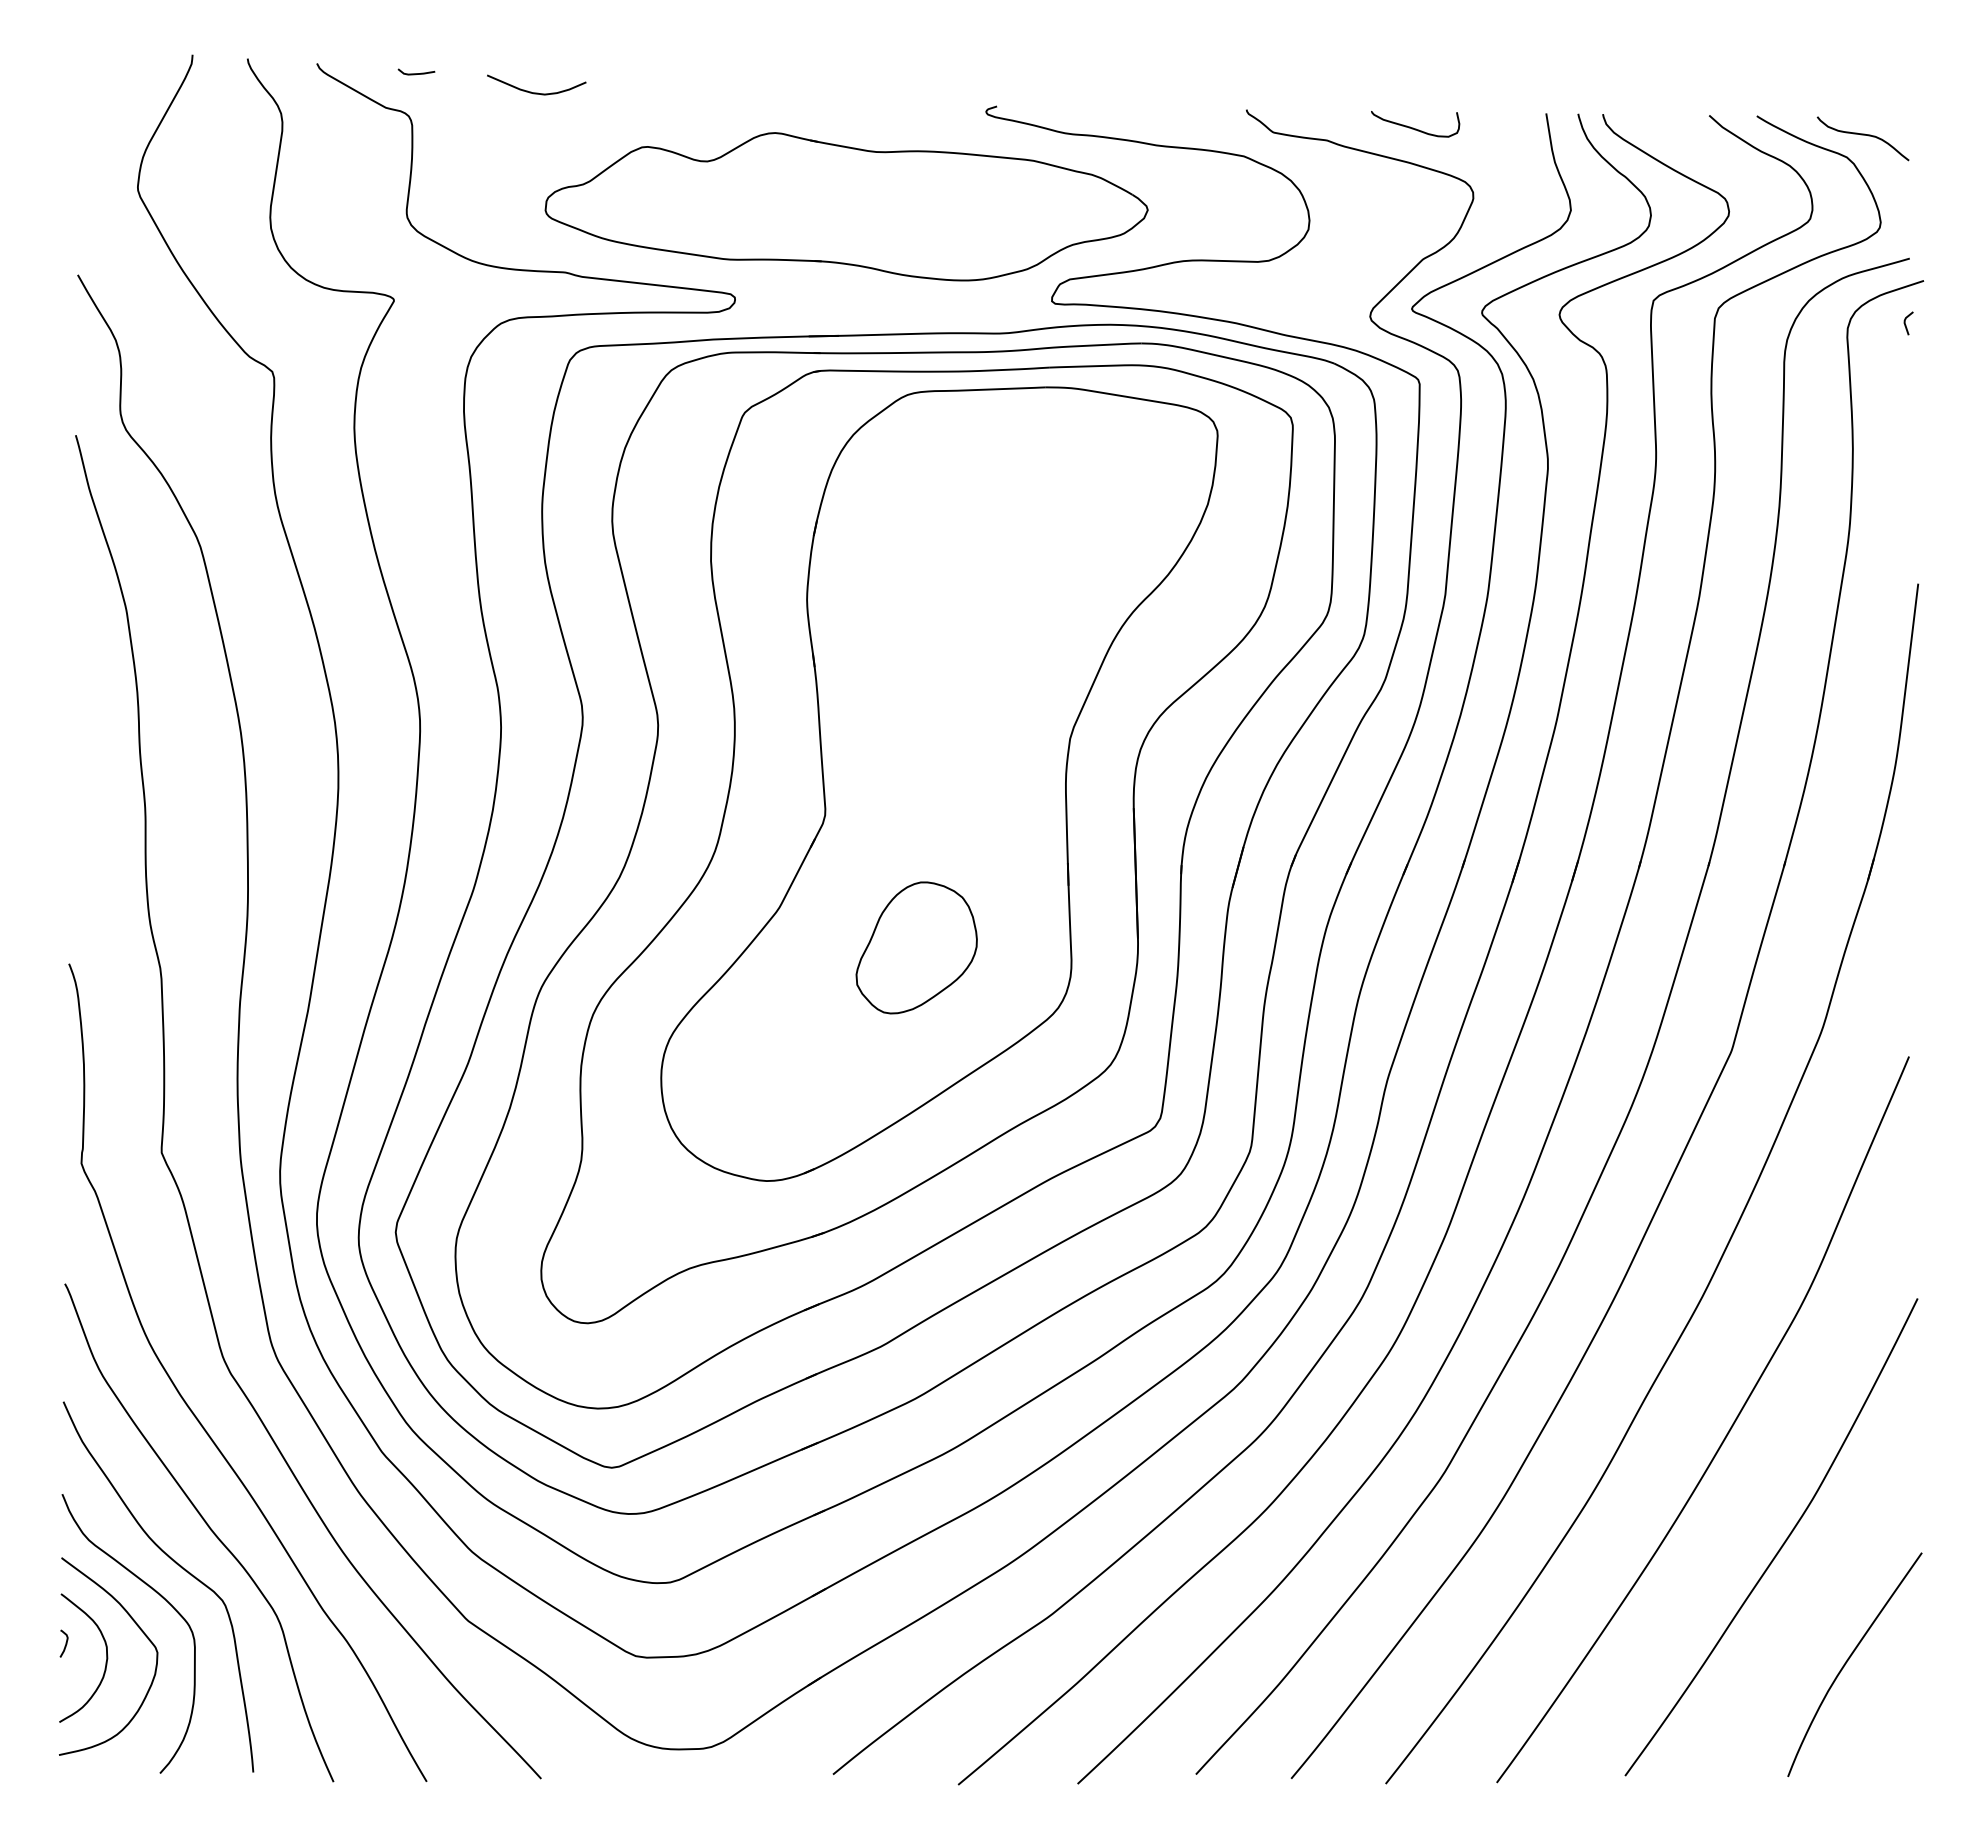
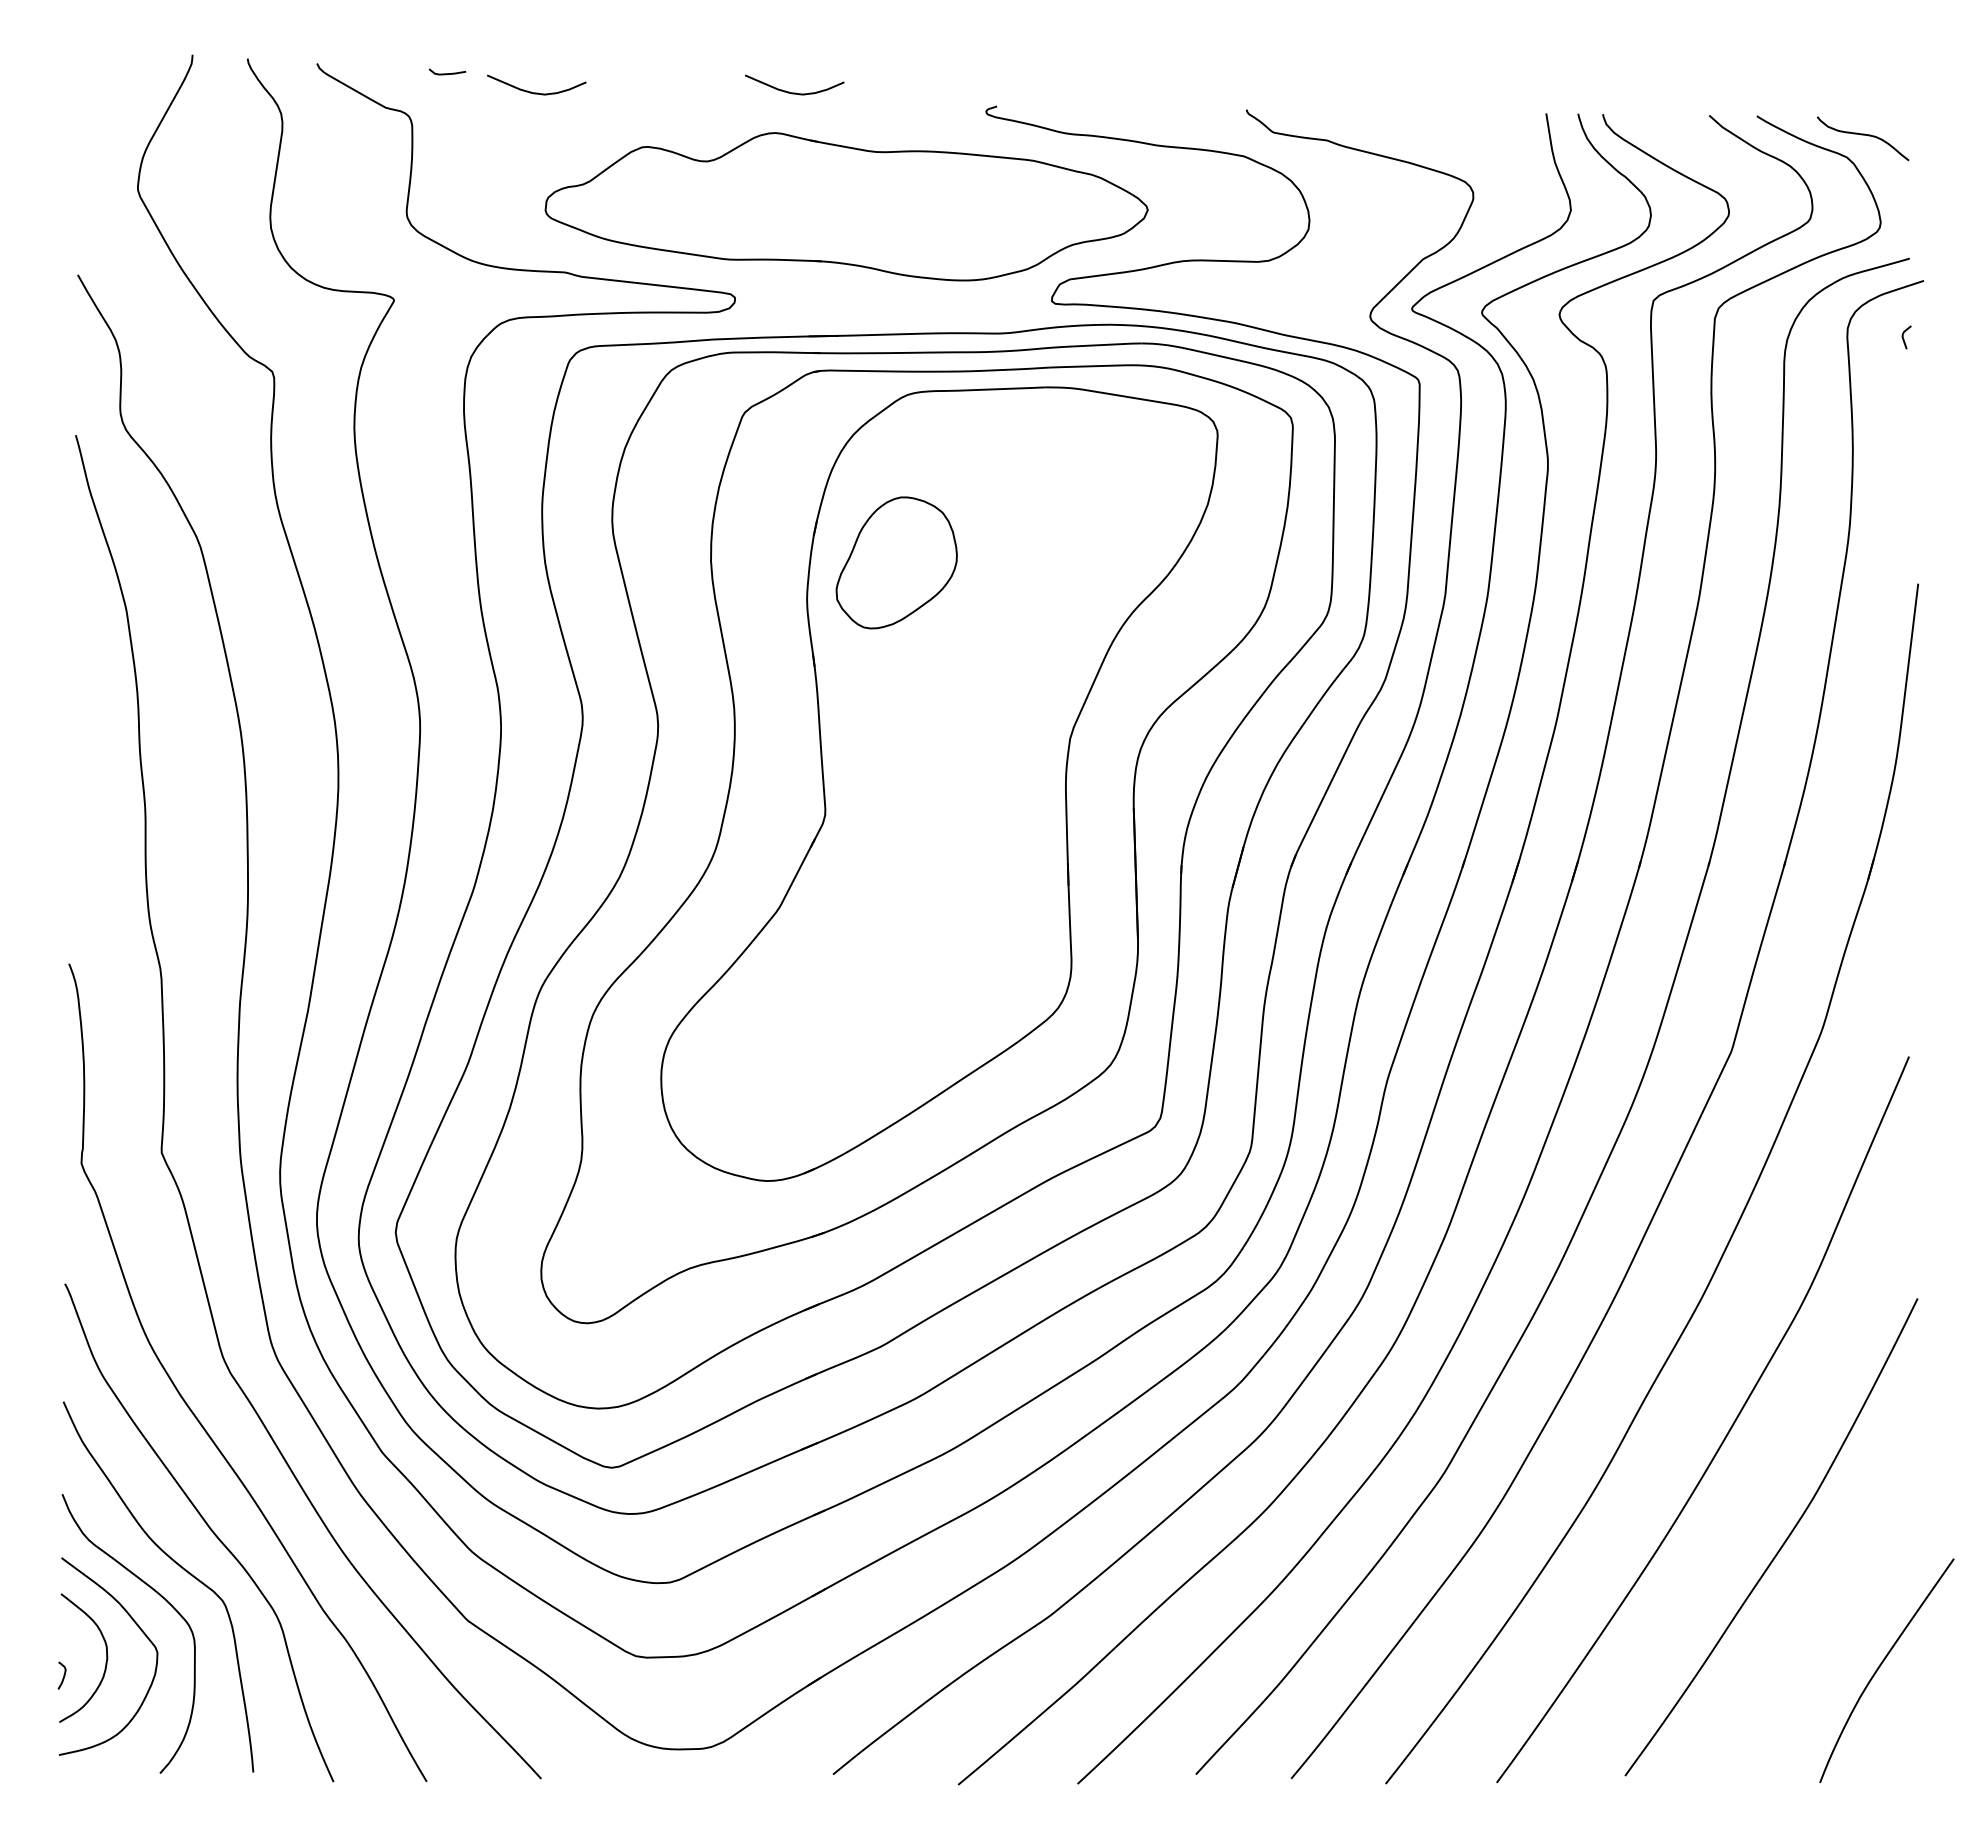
curve position: (416, 73) -> (447, 73) (447, 73)
curve: none -> present (794, 92)
curve: present -> none (1413, 127)
line position: (1906, 325) -> (1904, 339) (1904, 339)
part position: (916, 947) -> (896, 562) (896, 562)
curve position: (65, 1643) -> (63, 1675) (63, 1675)
curve position: (1849, 1659) -> (1881, 1665) (1881, 1665)
